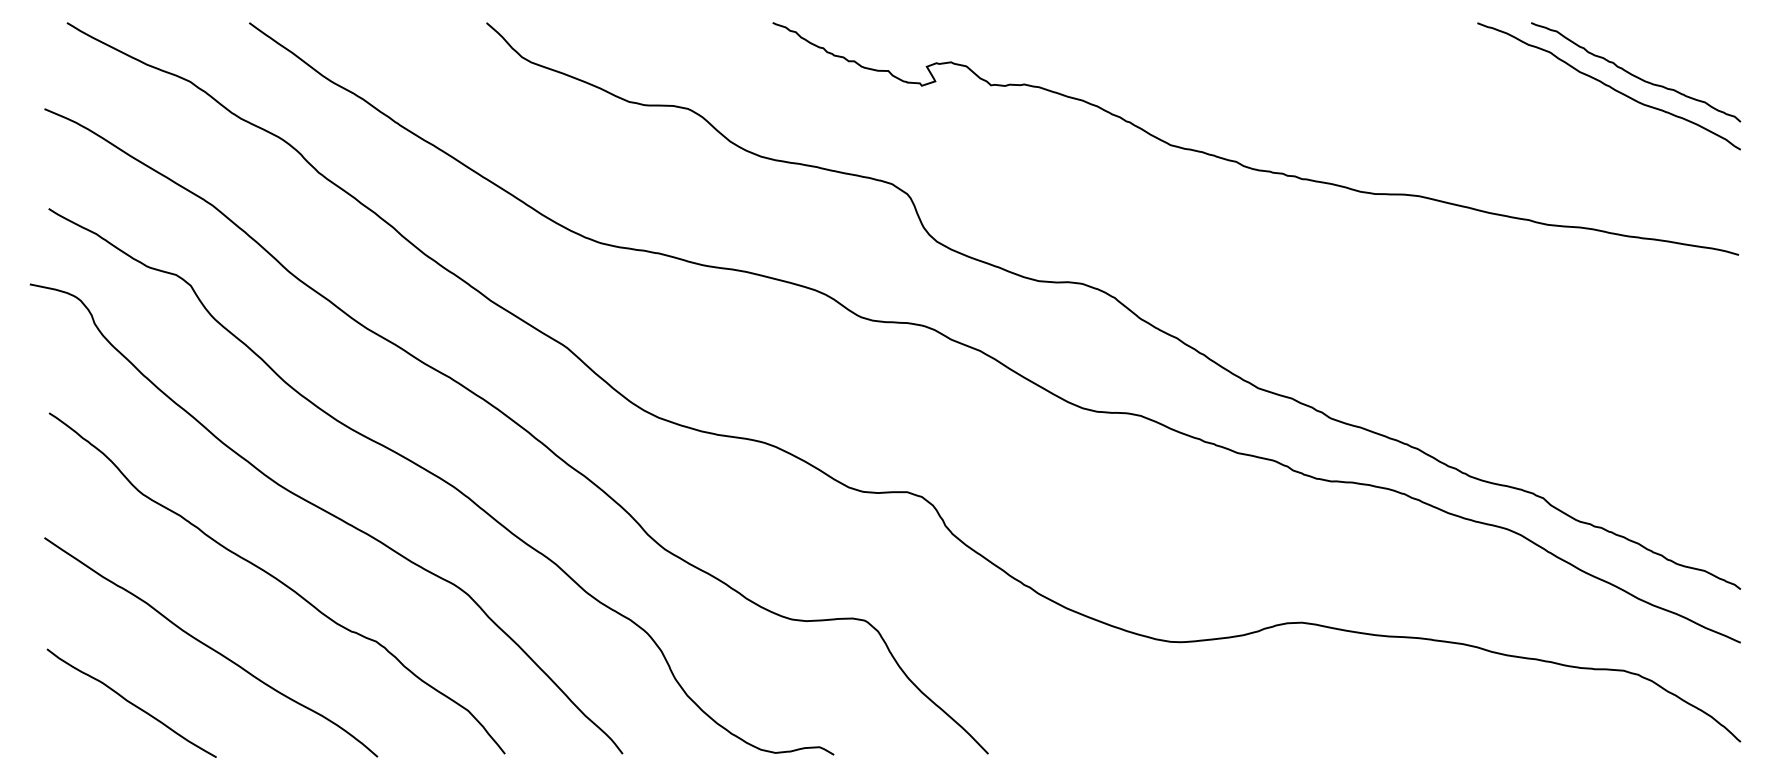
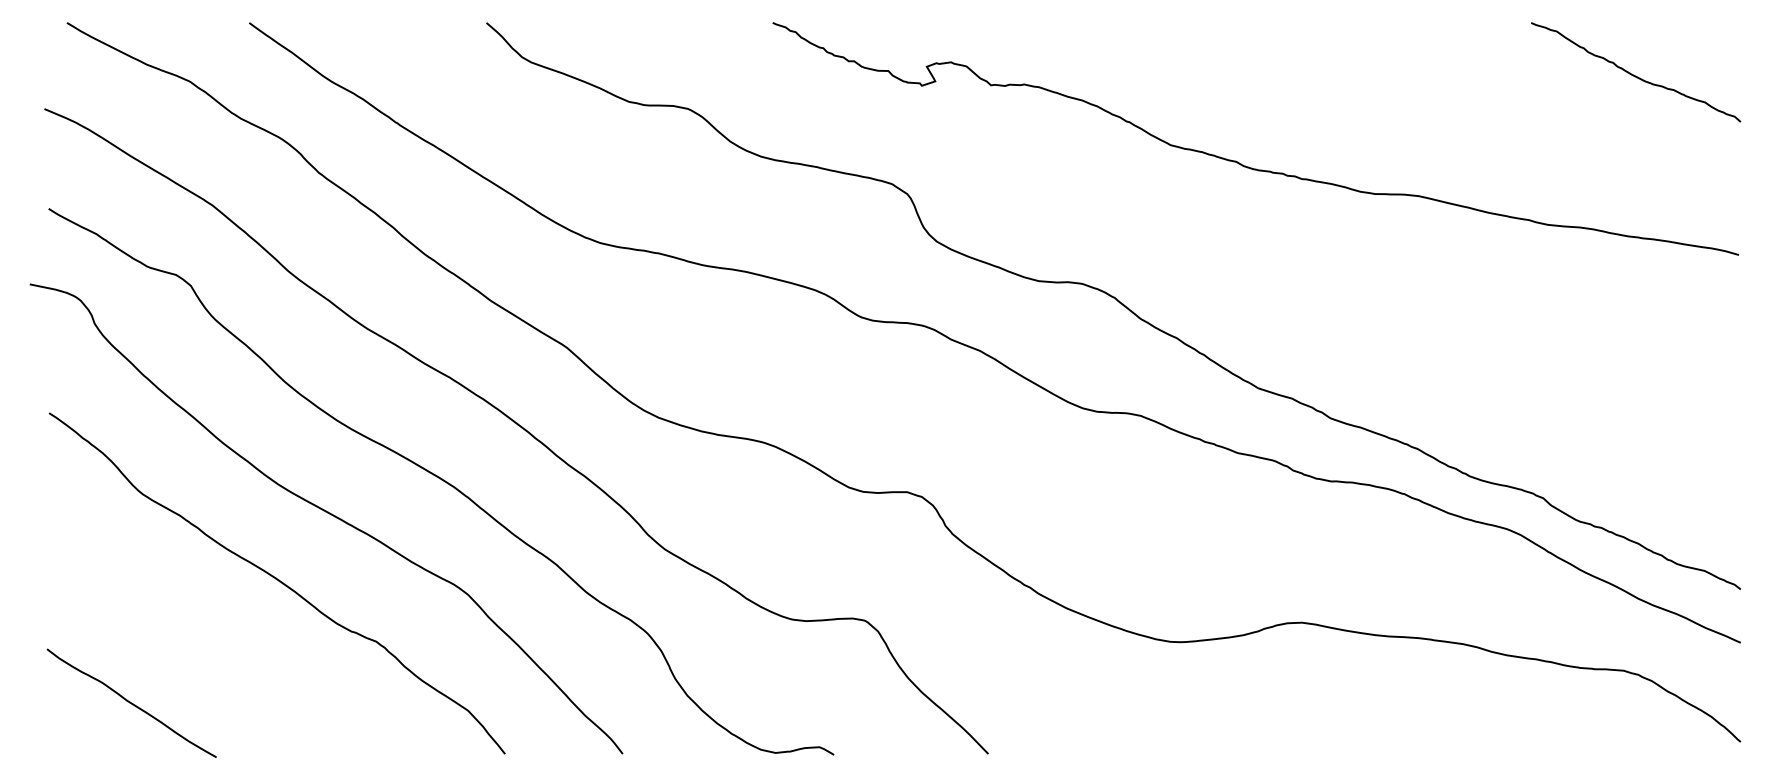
curve: present -> none (1608, 86)
curve: present -> none (211, 647)
